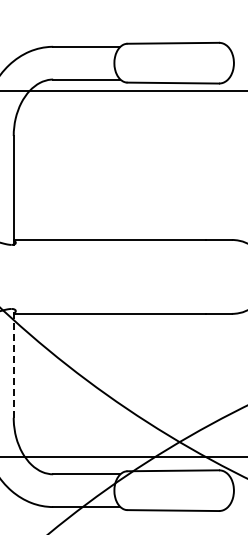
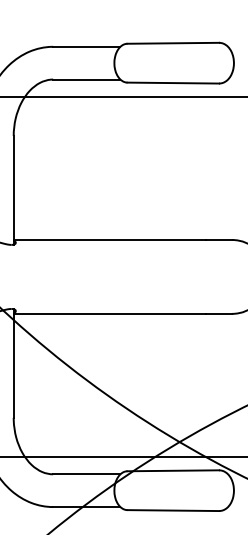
line position: (123, 91) -> (123, 97) (123, 97)
line: dashed -> solid (13, 363)
